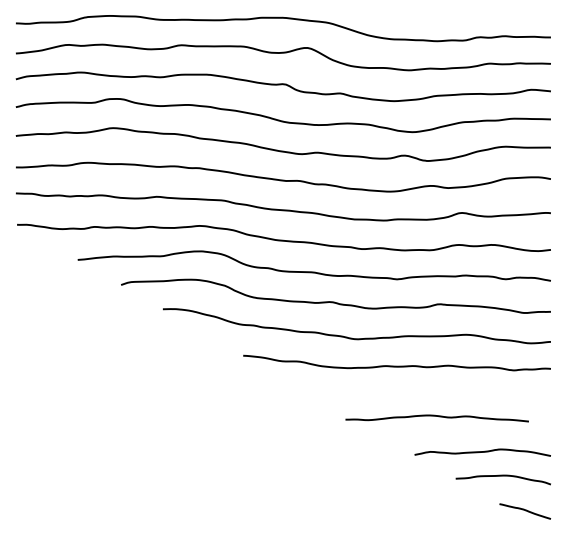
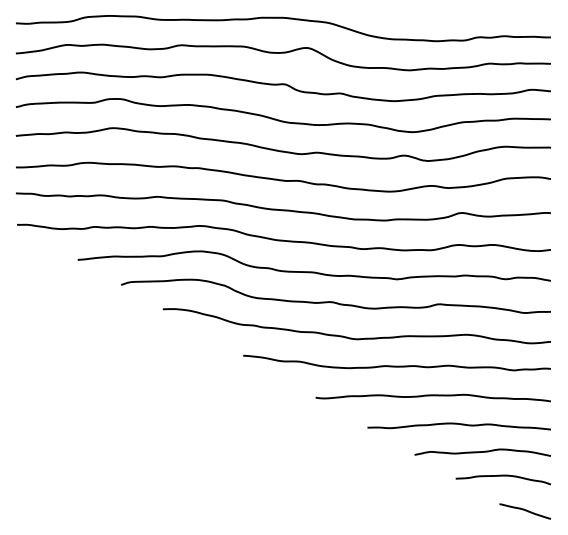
curve: none -> present (432, 396)
curve position: (436, 416) -> (458, 424) (458, 424)
